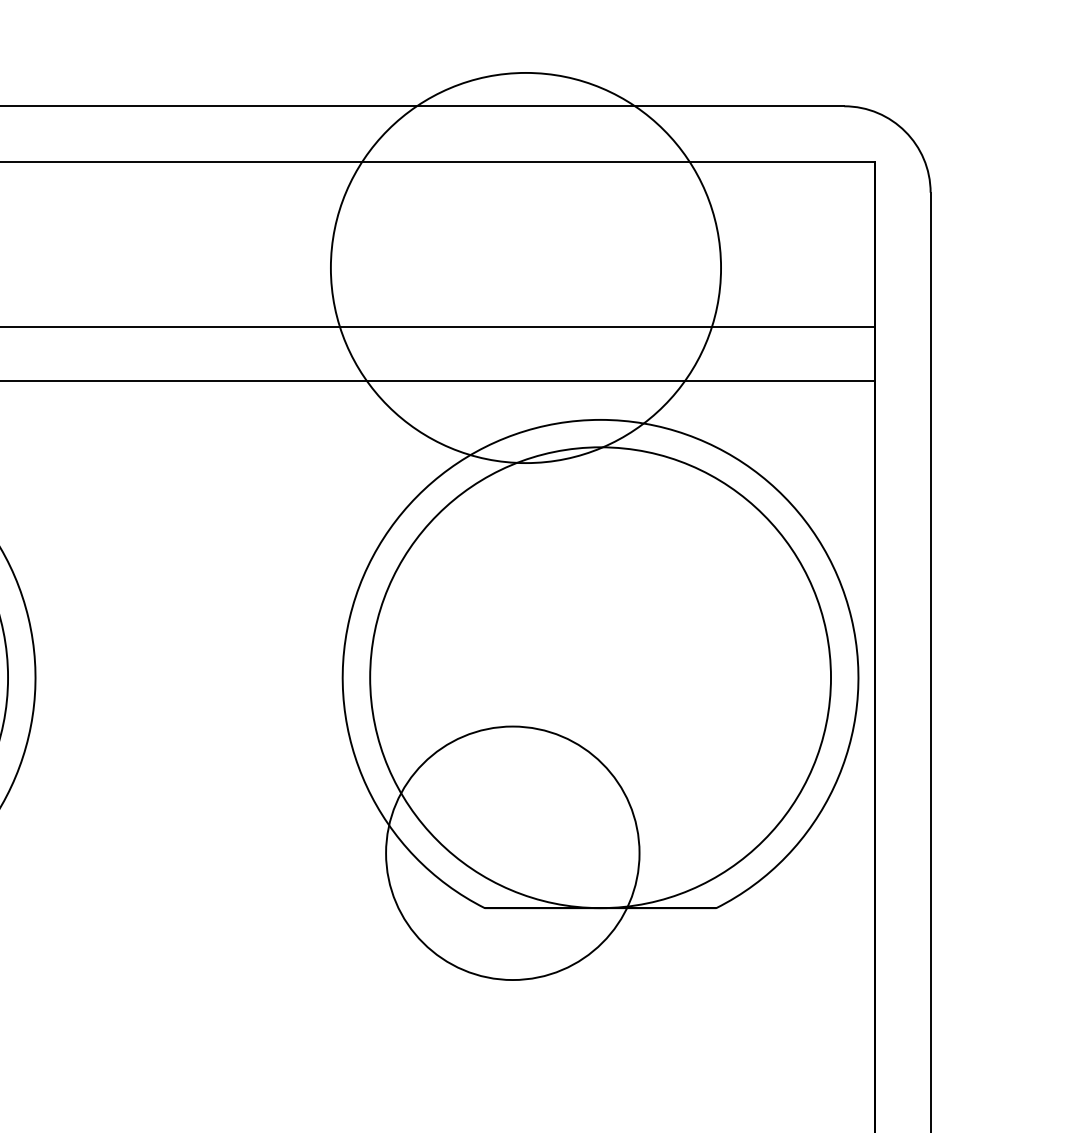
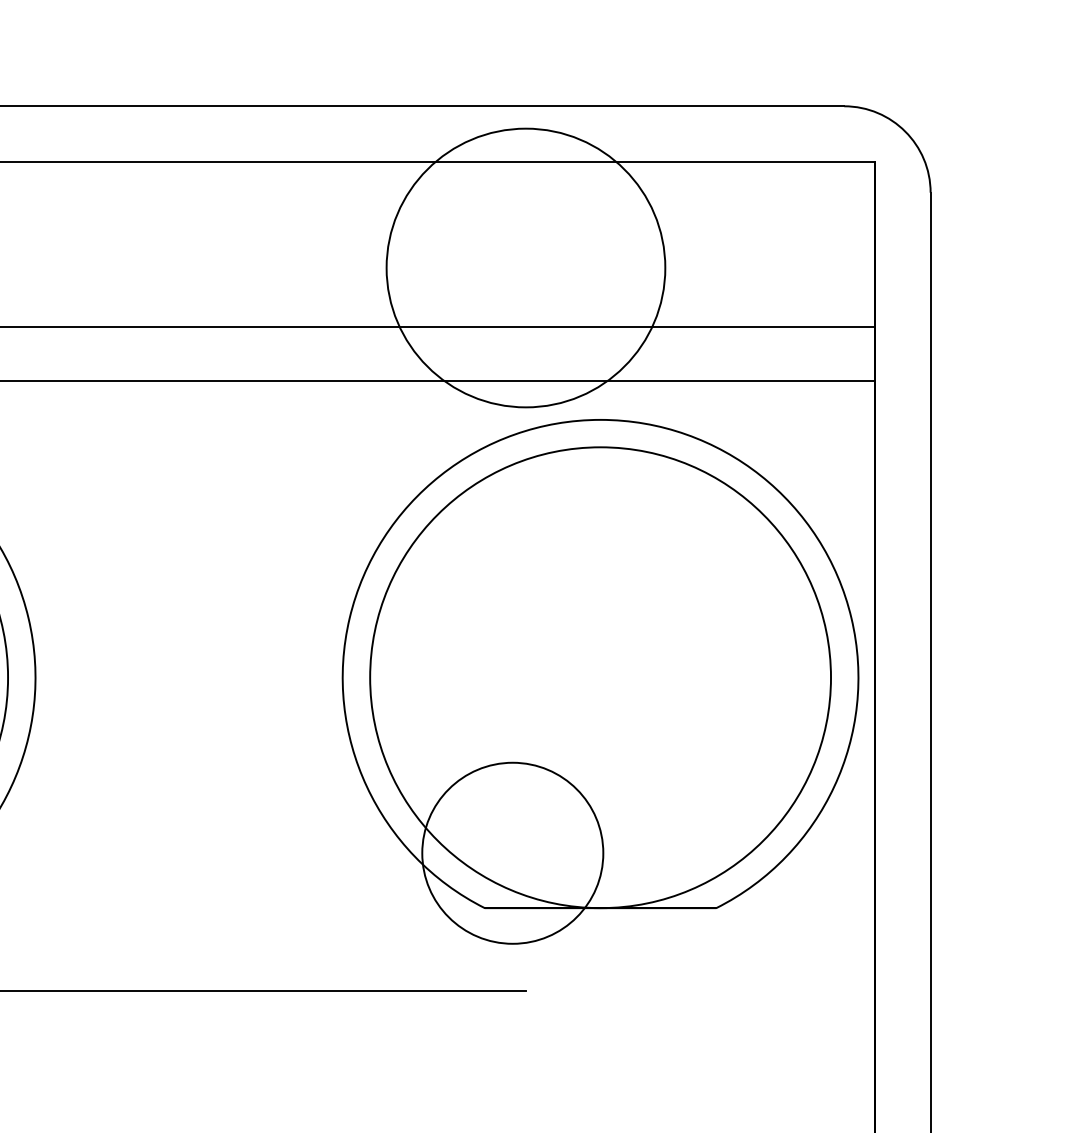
circle diameter: 390 px -> 279 px (525, 267)
circle diameter: 253 px -> 181 px (512, 852)
line: none -> present (263, 991)
